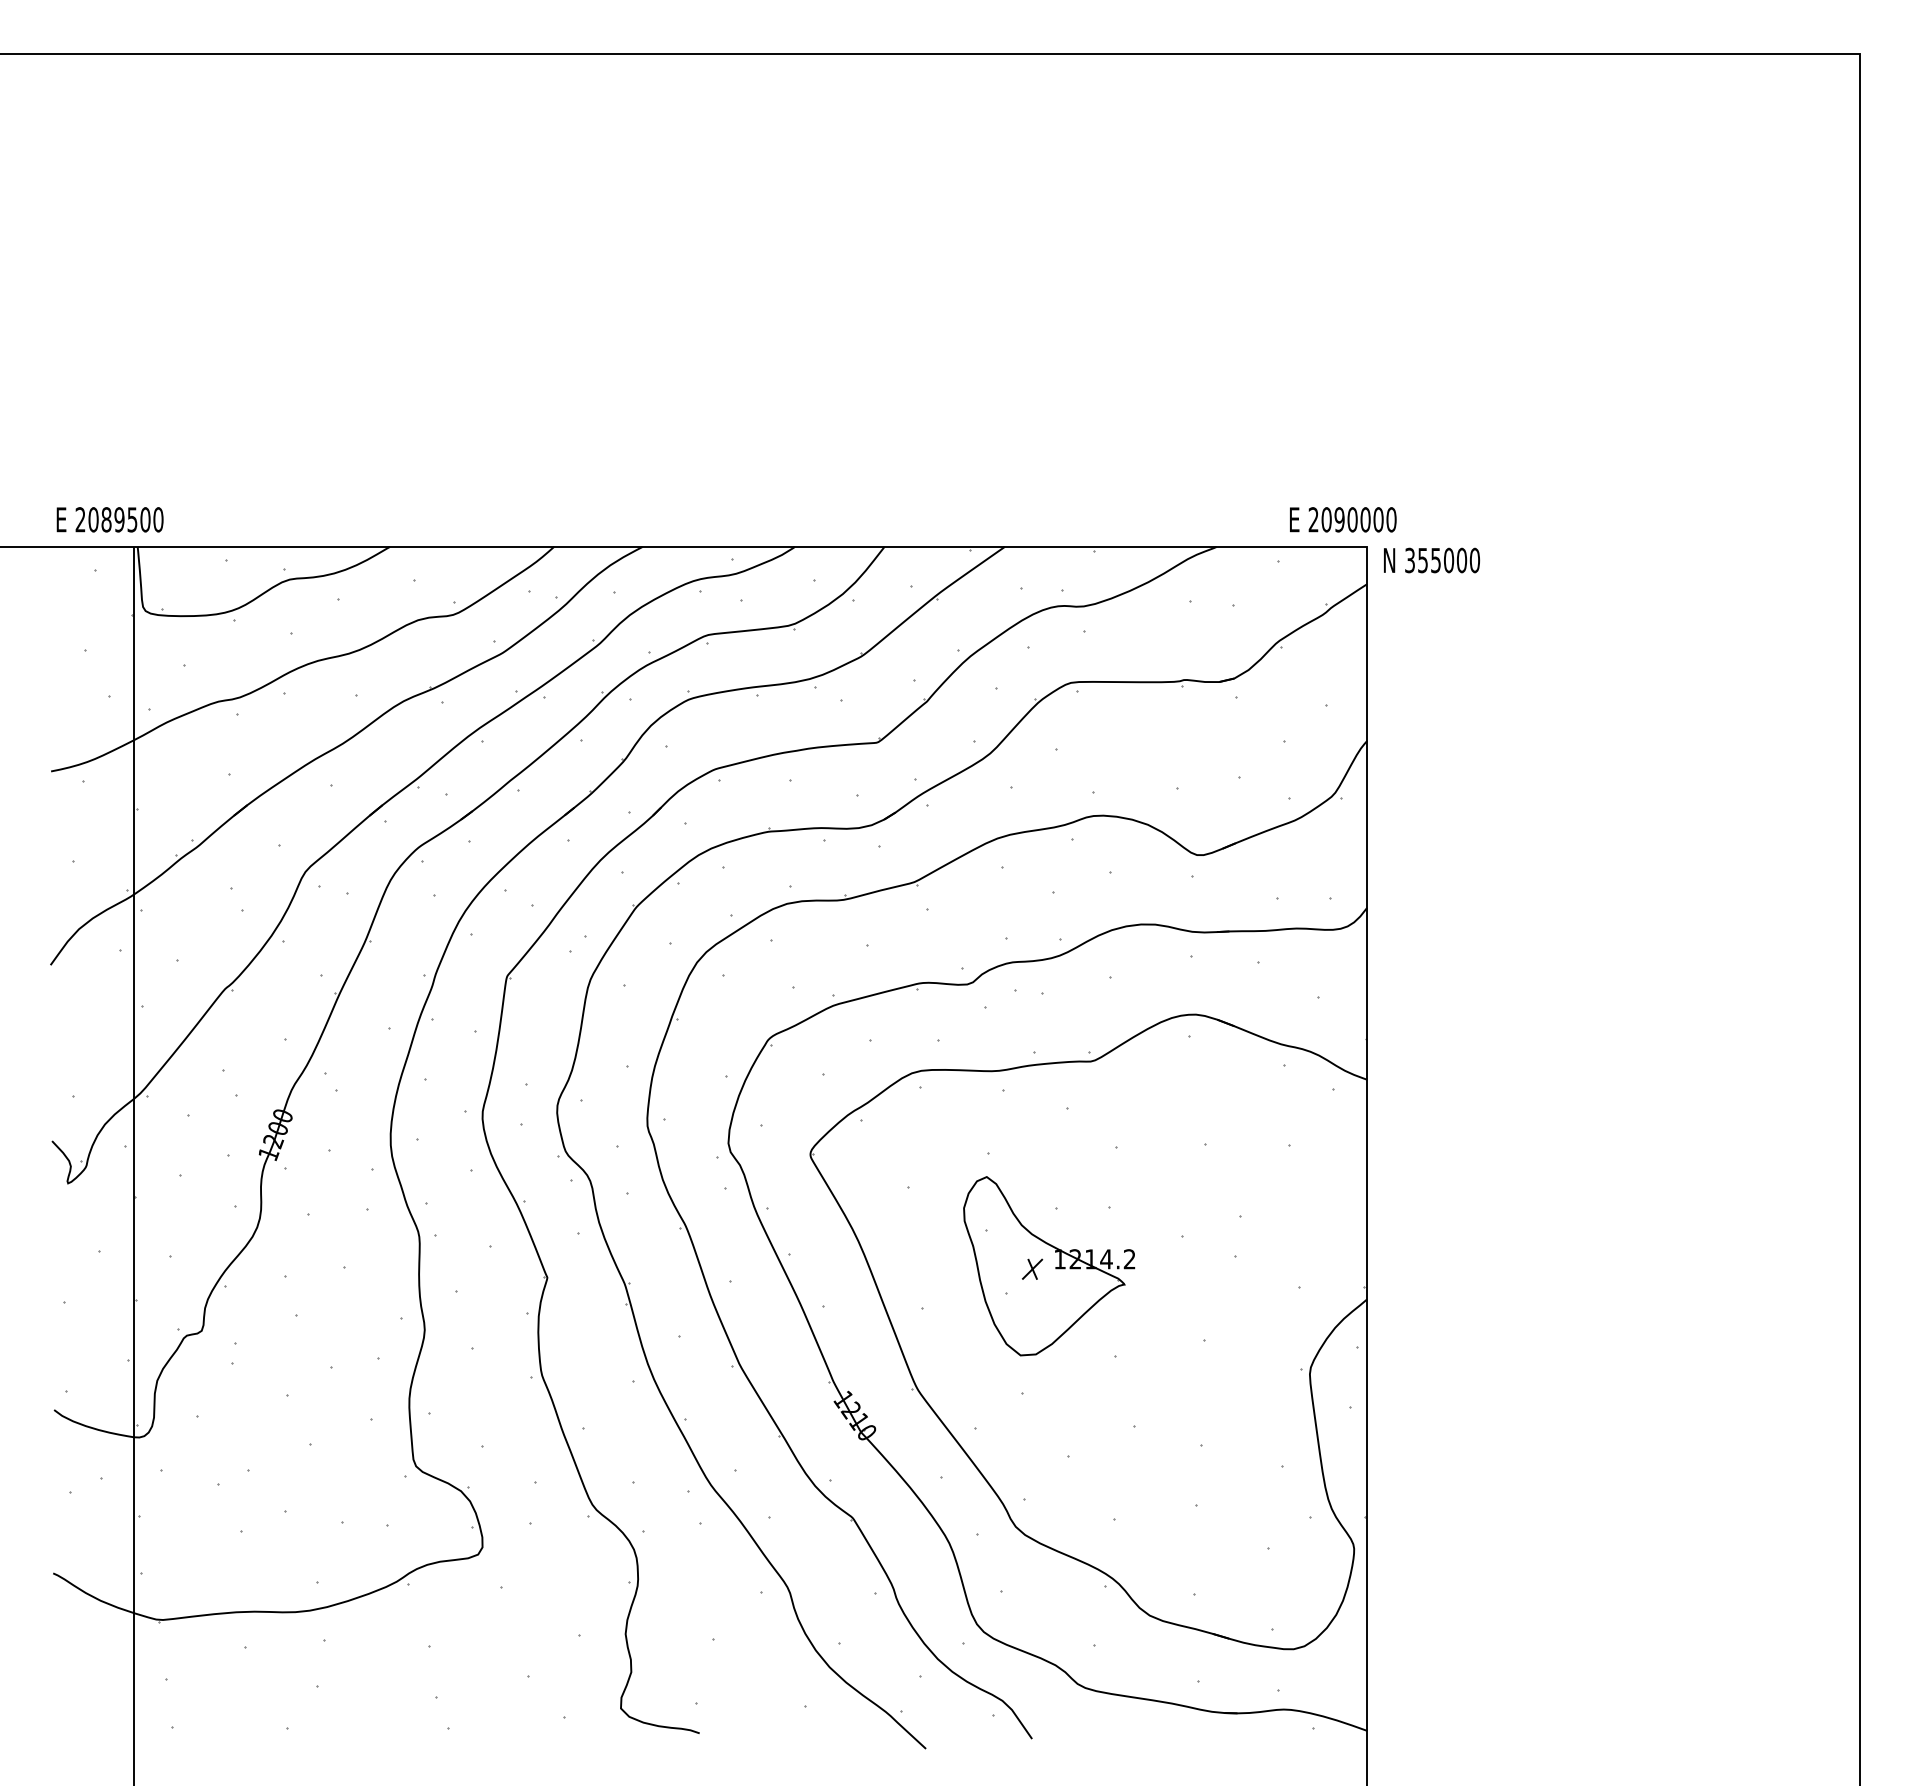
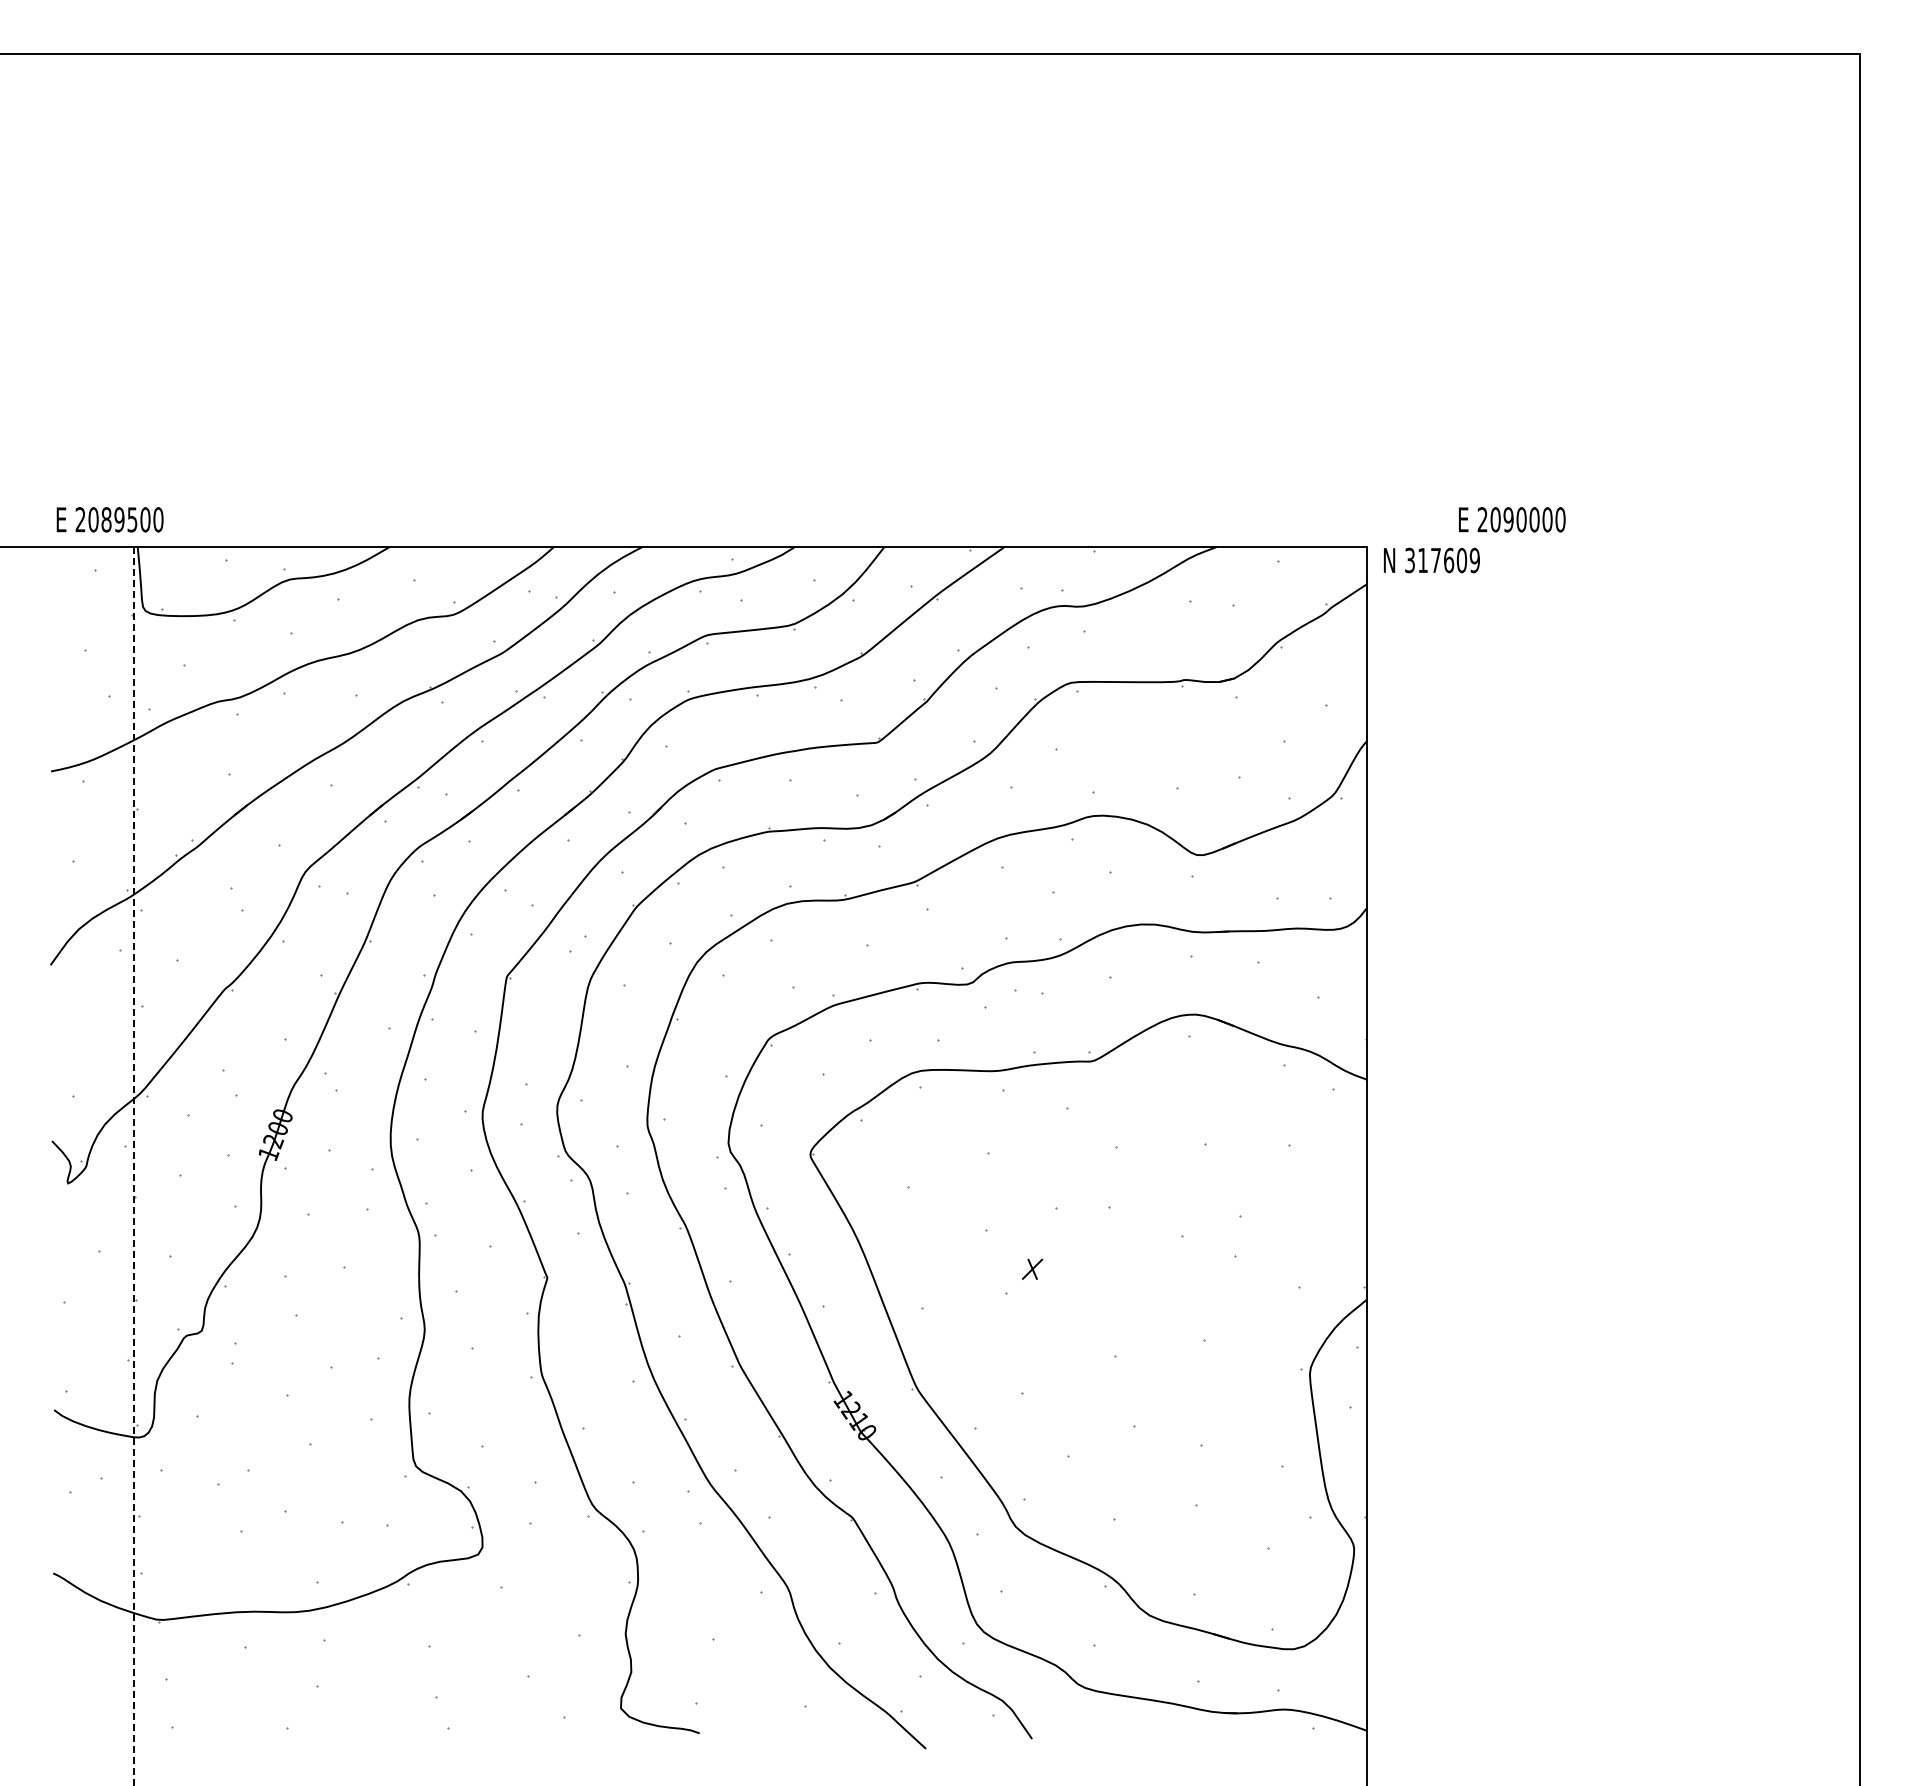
text position: (1343, 519) -> (1512, 519) (1512, 519)
text: 355000 -> 317609 (1448, 560)
line: solid -> dashed (133, 1166)
part: present -> none (1049, 1266)
